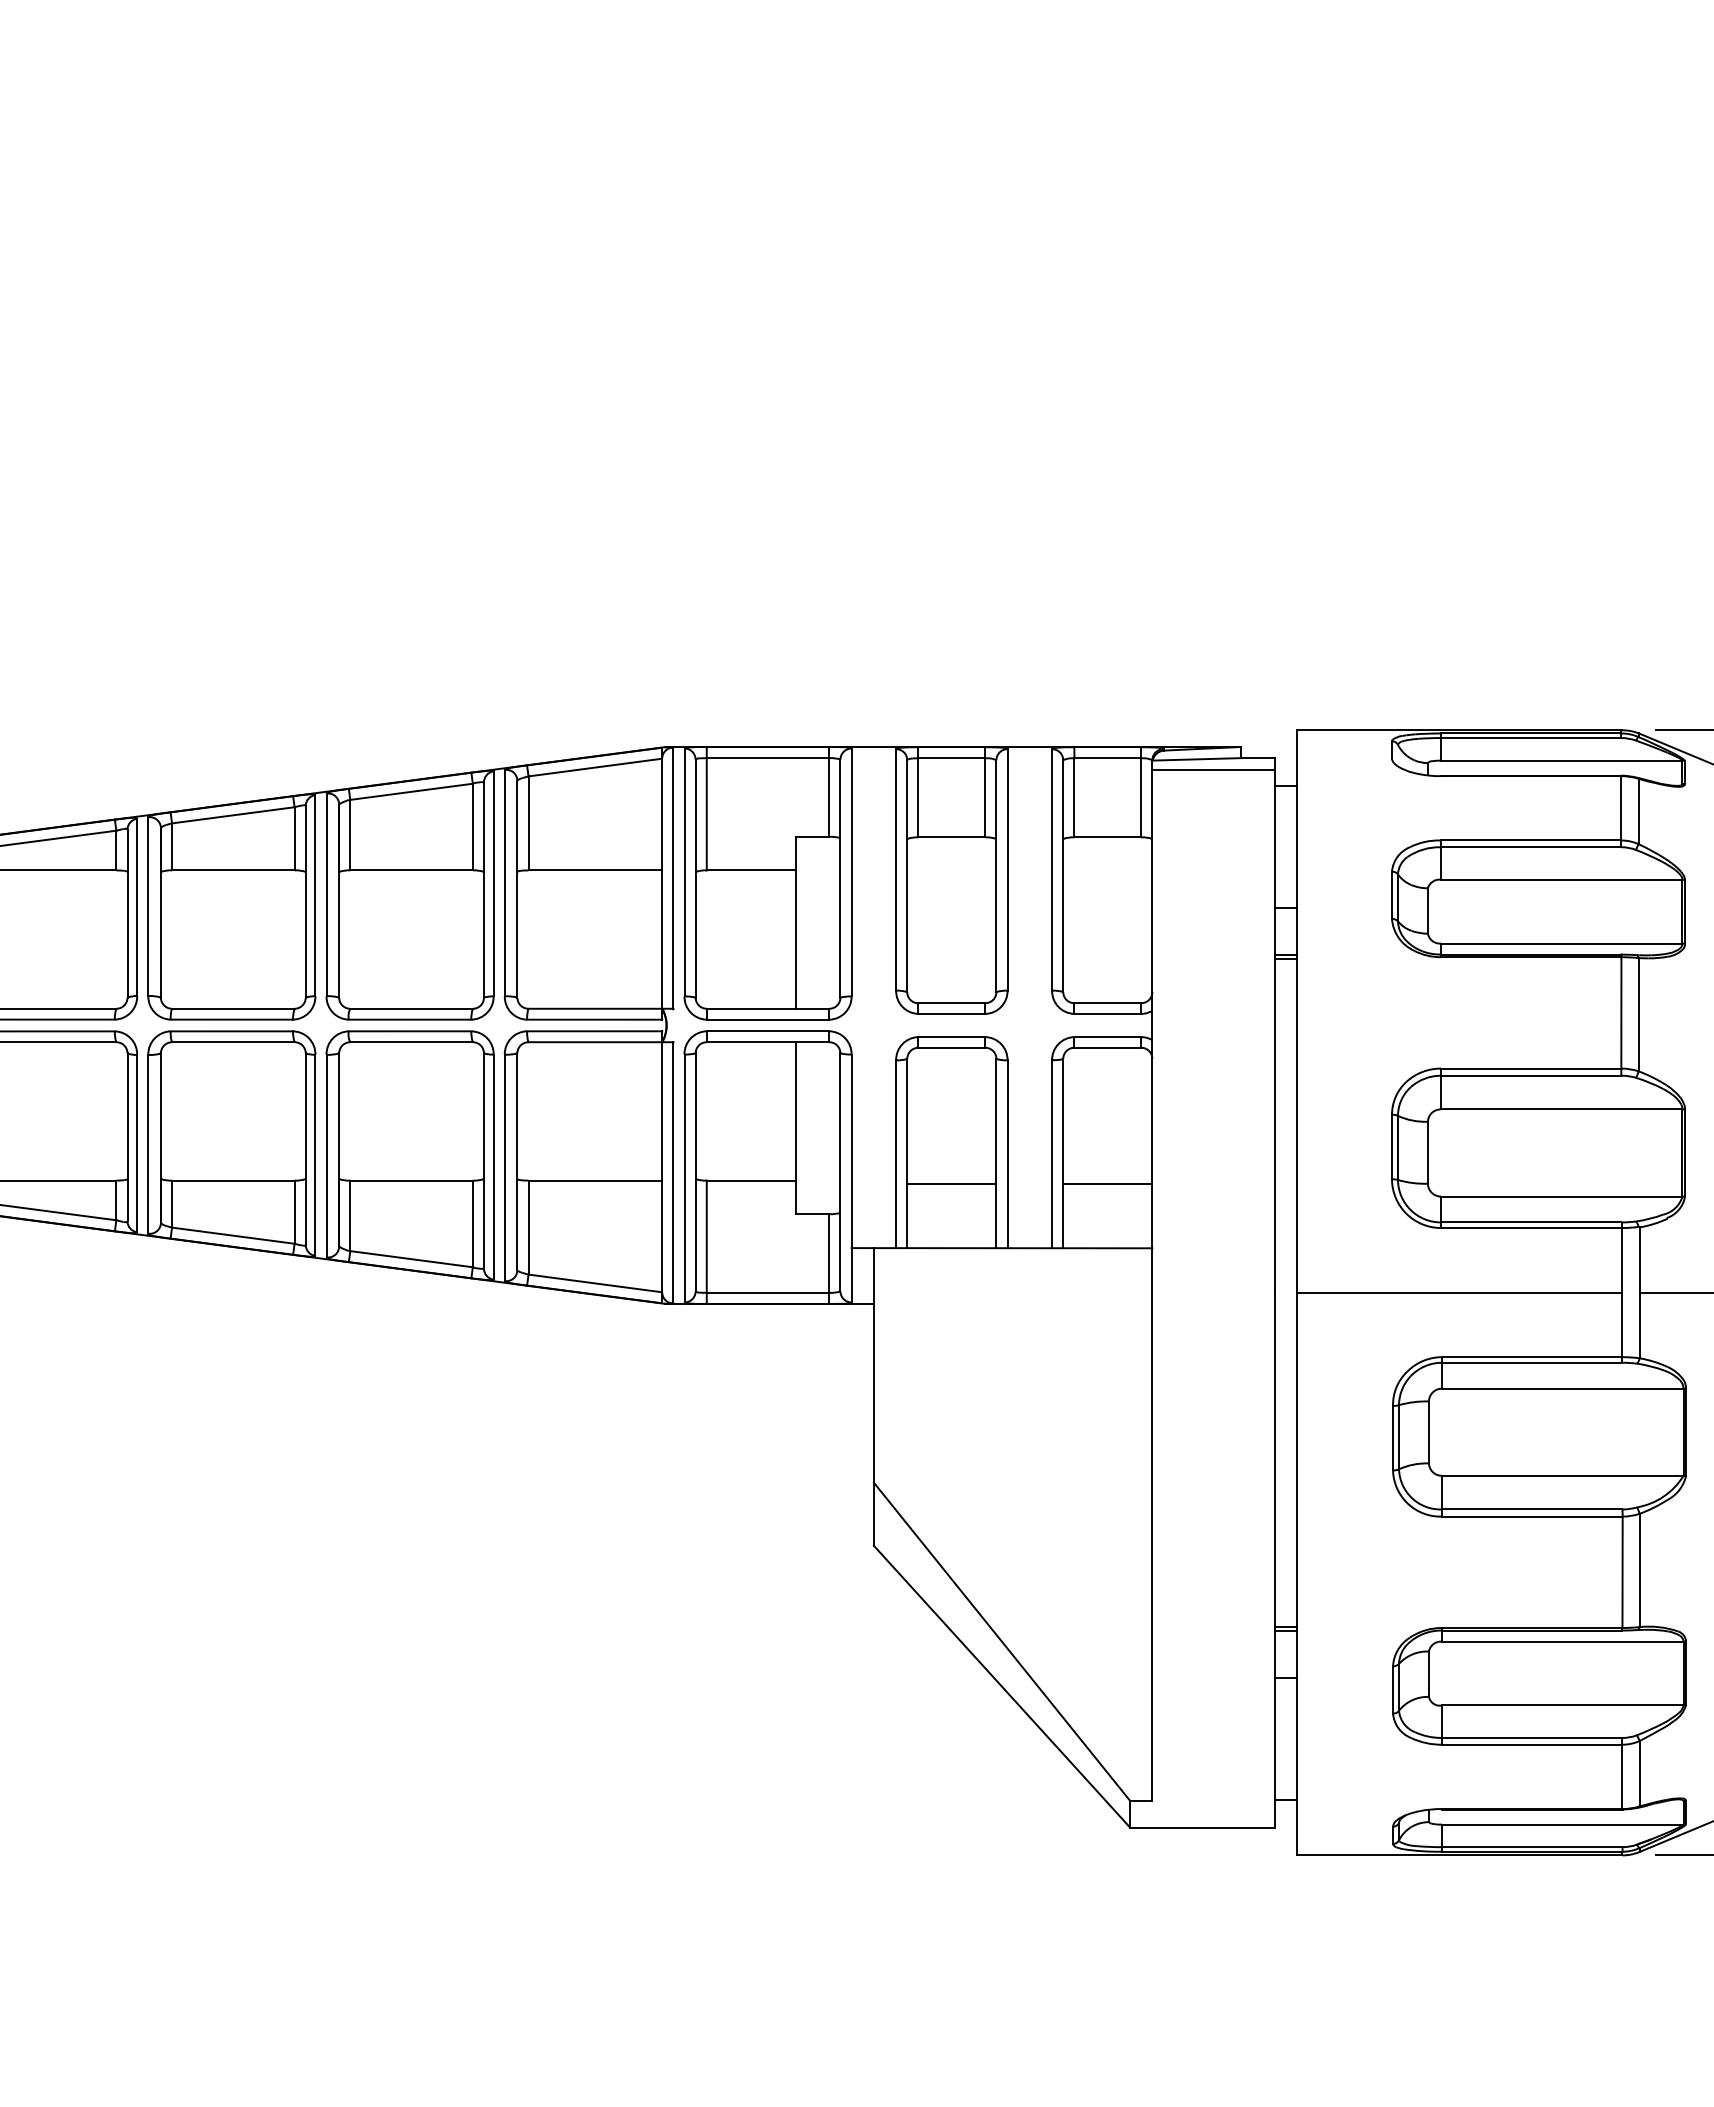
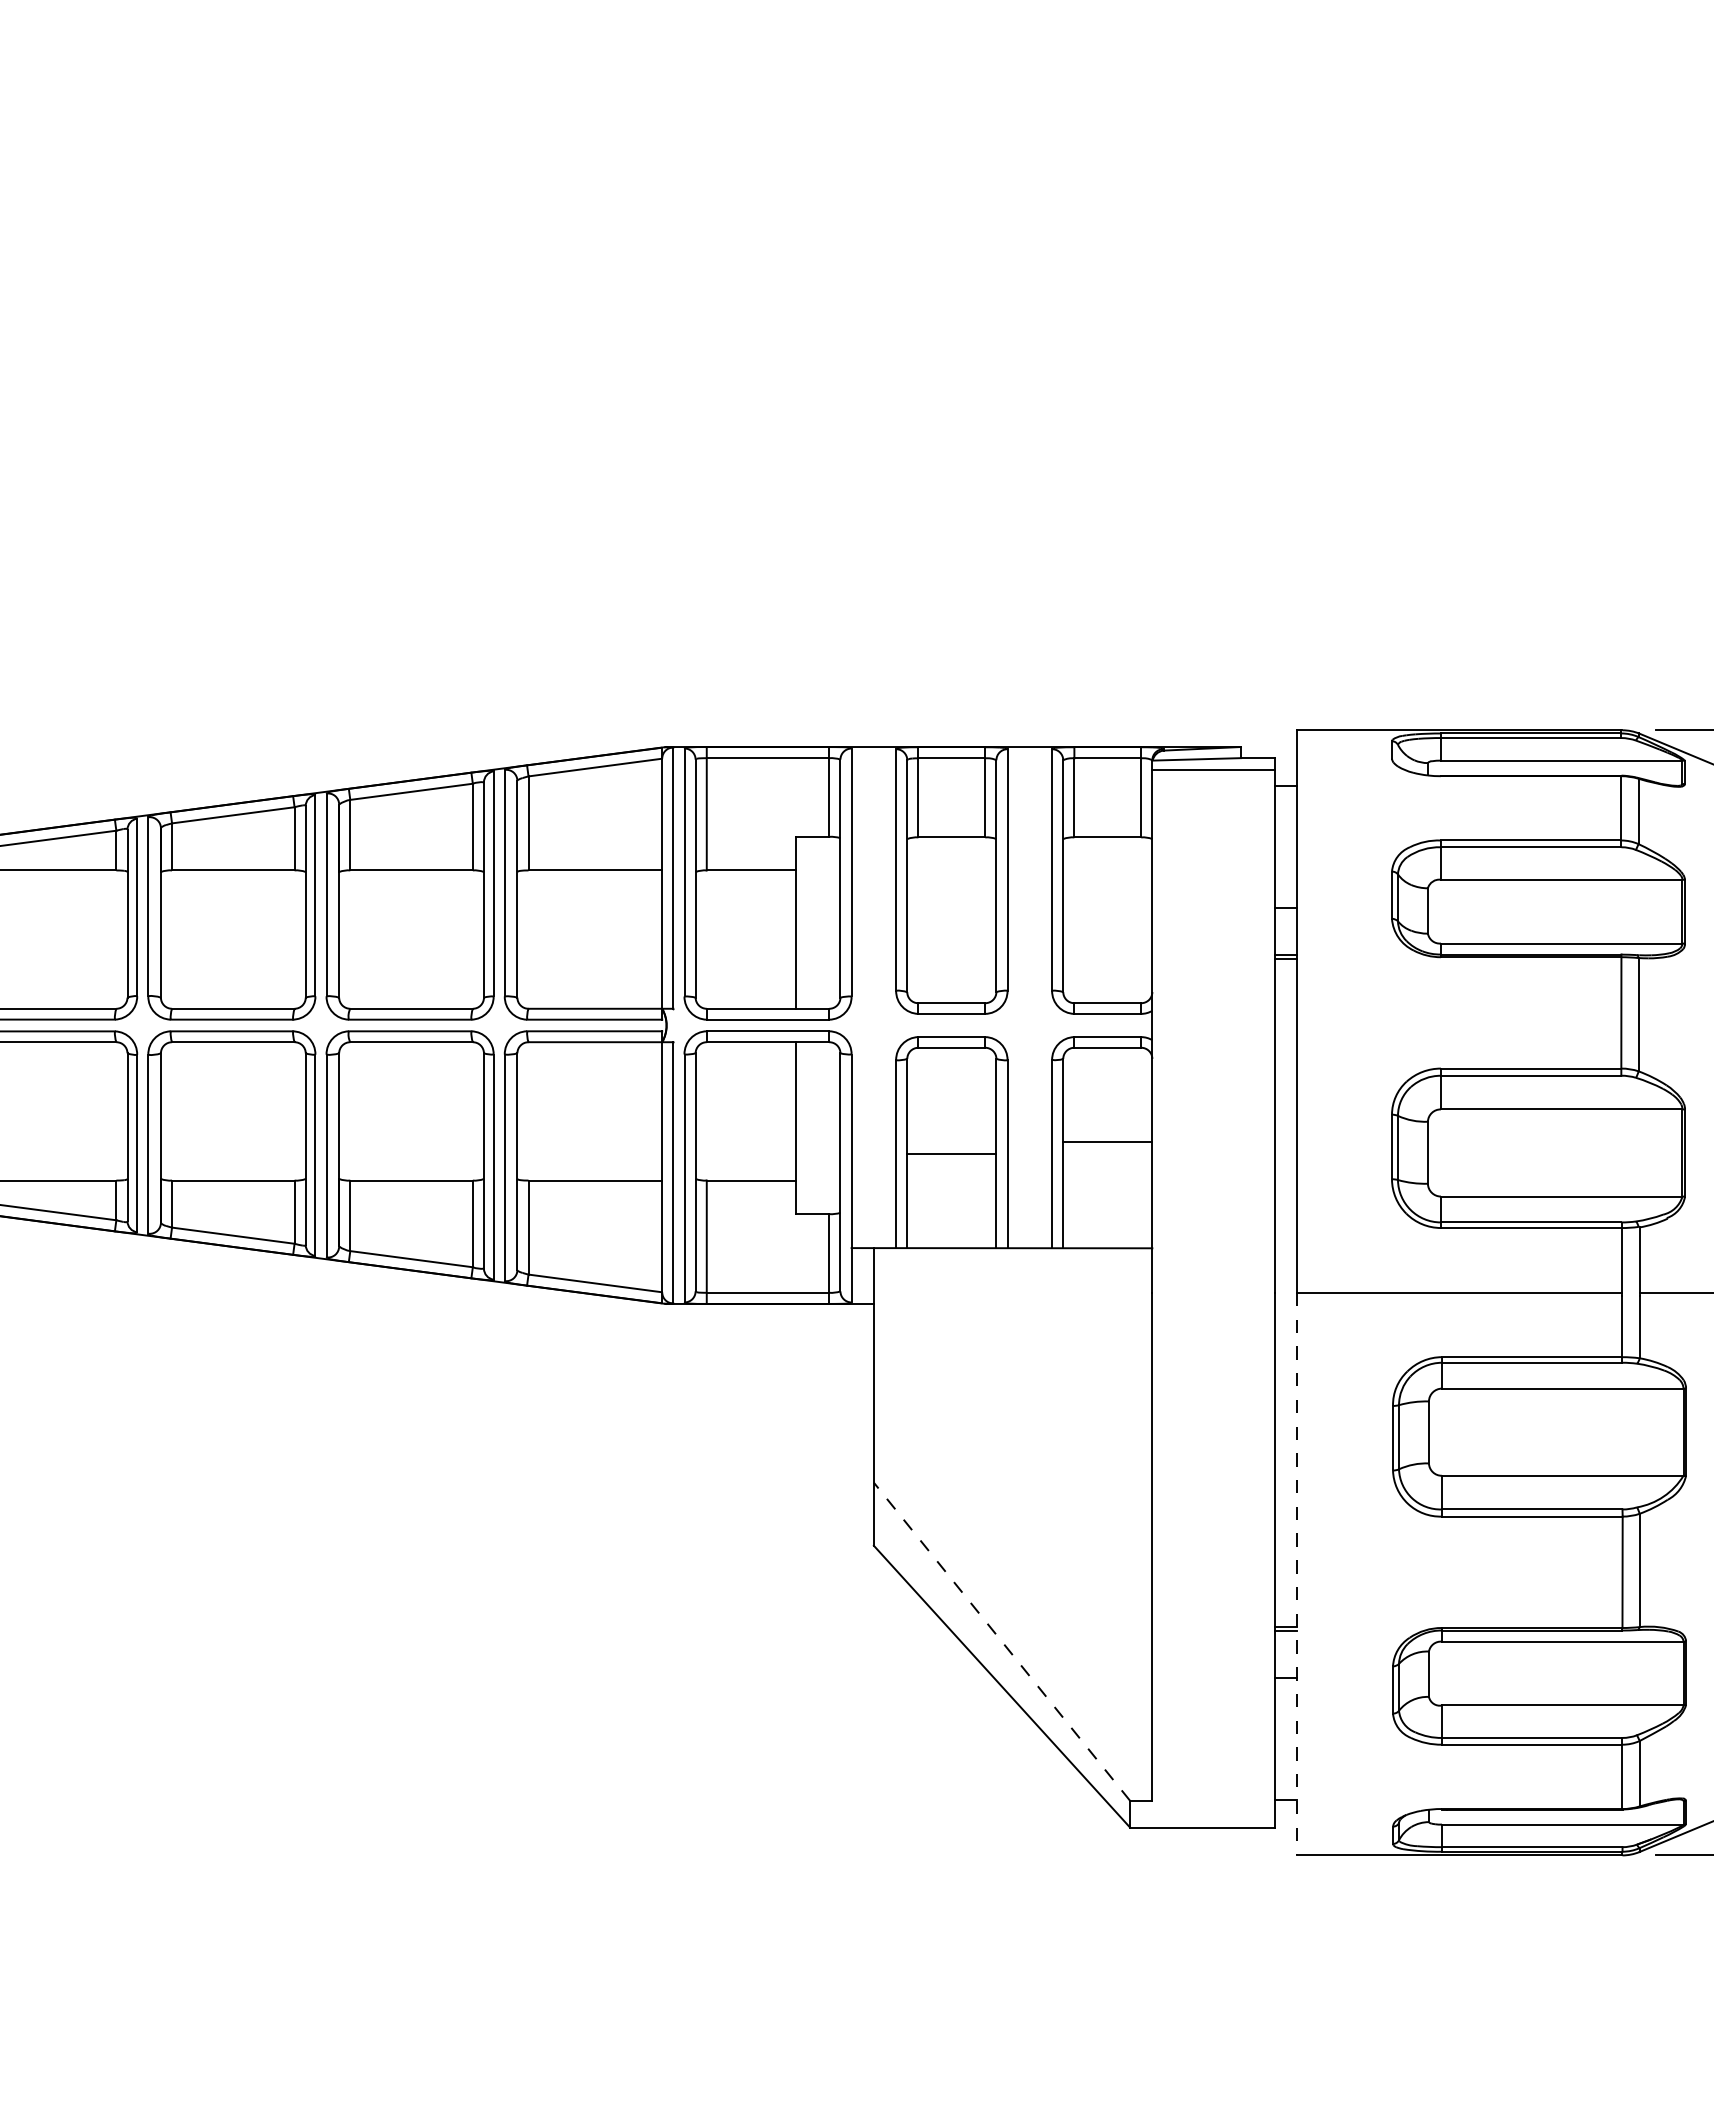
line position: (951, 1183) -> (951, 1153) (951, 1153)
line position: (1107, 1183) -> (1107, 1141) (1107, 1141)
line: solid -> dashed (1297, 1574)
line: solid -> dashed (1001, 1641)
